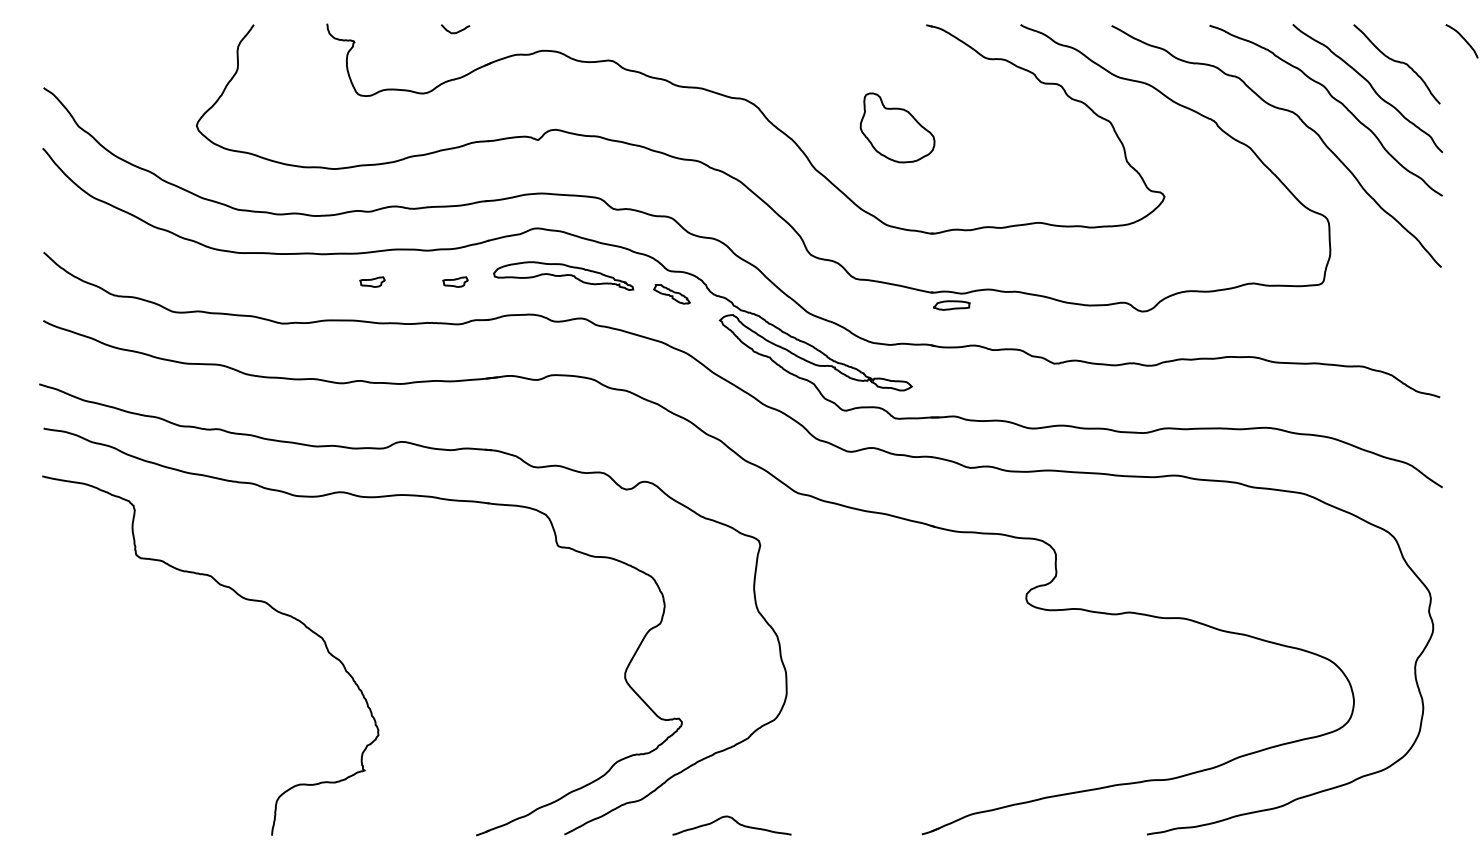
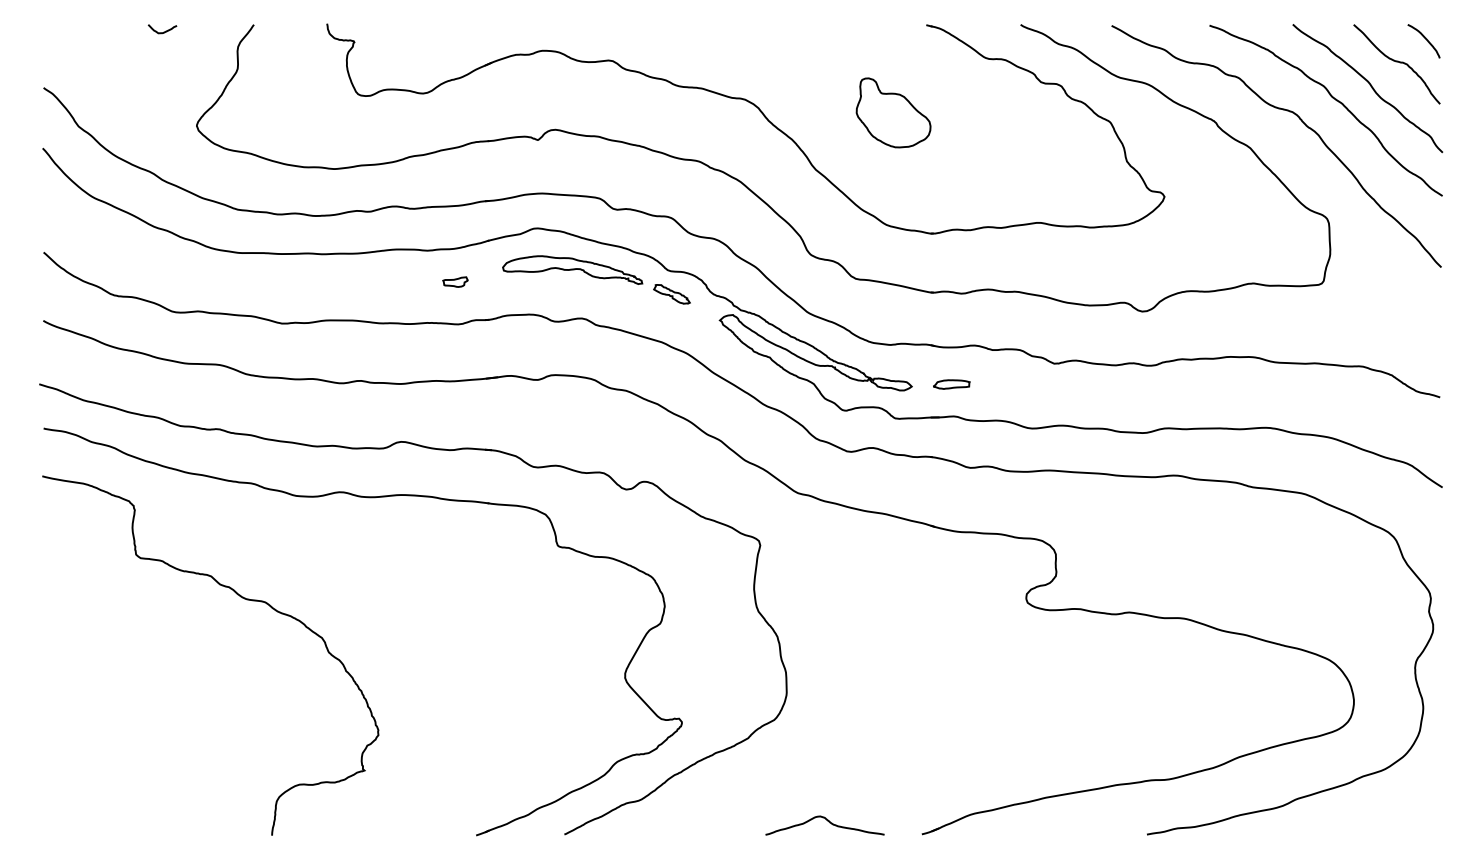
curve position: (456, 31) -> (163, 31) (163, 31)
curve position: (1463, 39) -> (1425, 39) (1425, 39)
part position: (897, 127) -> (893, 112) (893, 112)
part position: (563, 275) -> (572, 269) (572, 269)
part: present -> none (372, 281)
part position: (951, 305) -> (951, 384) (951, 384)
curve position: (734, 821) -> (827, 821) (827, 821)
